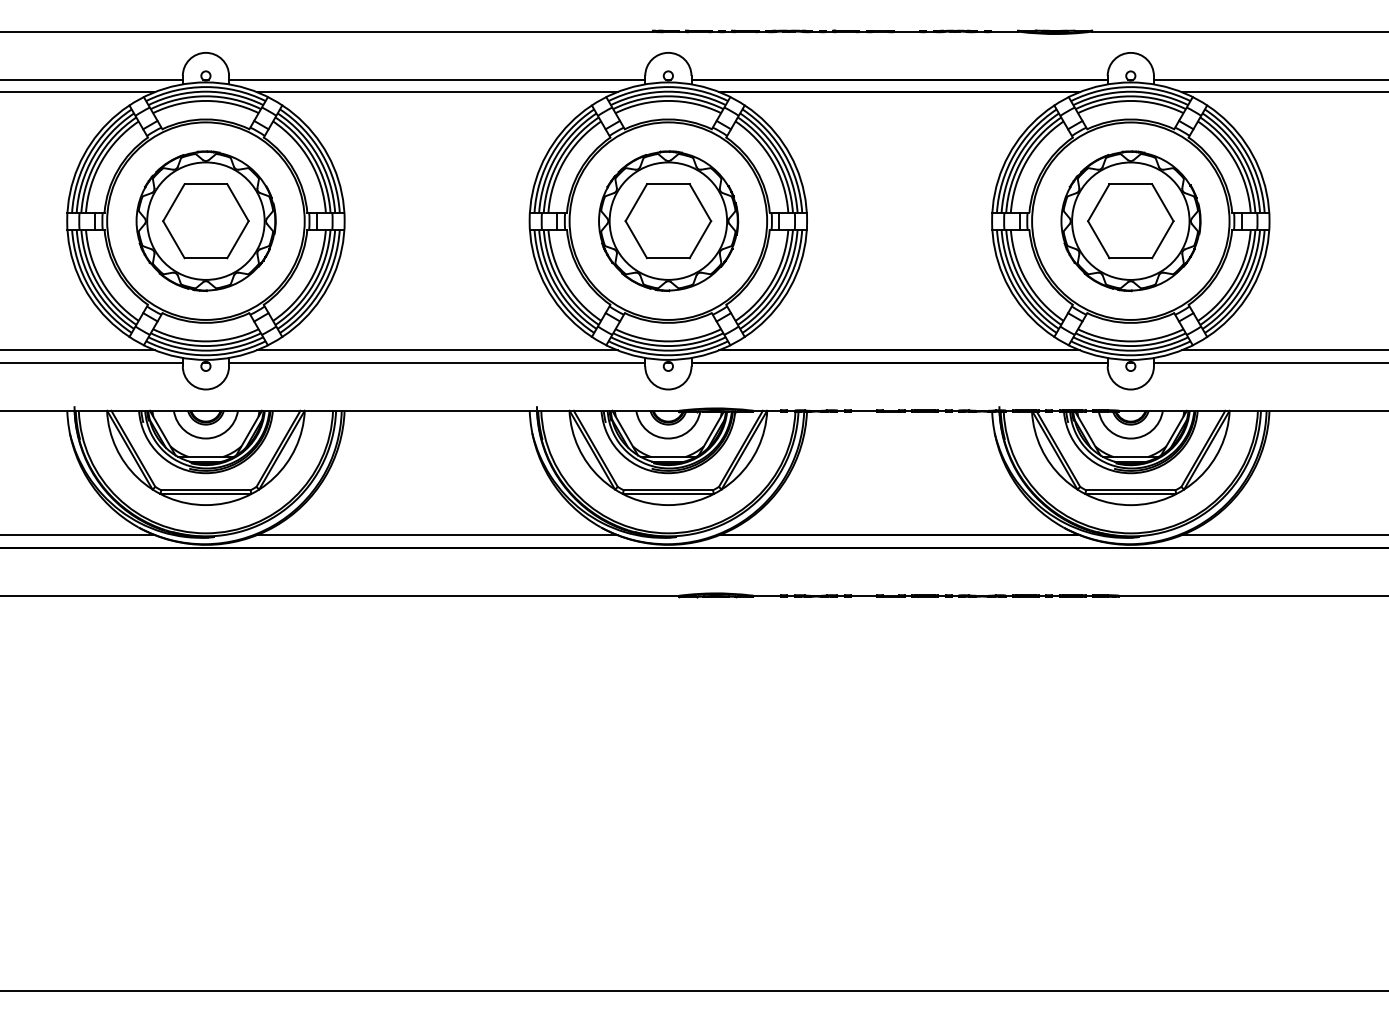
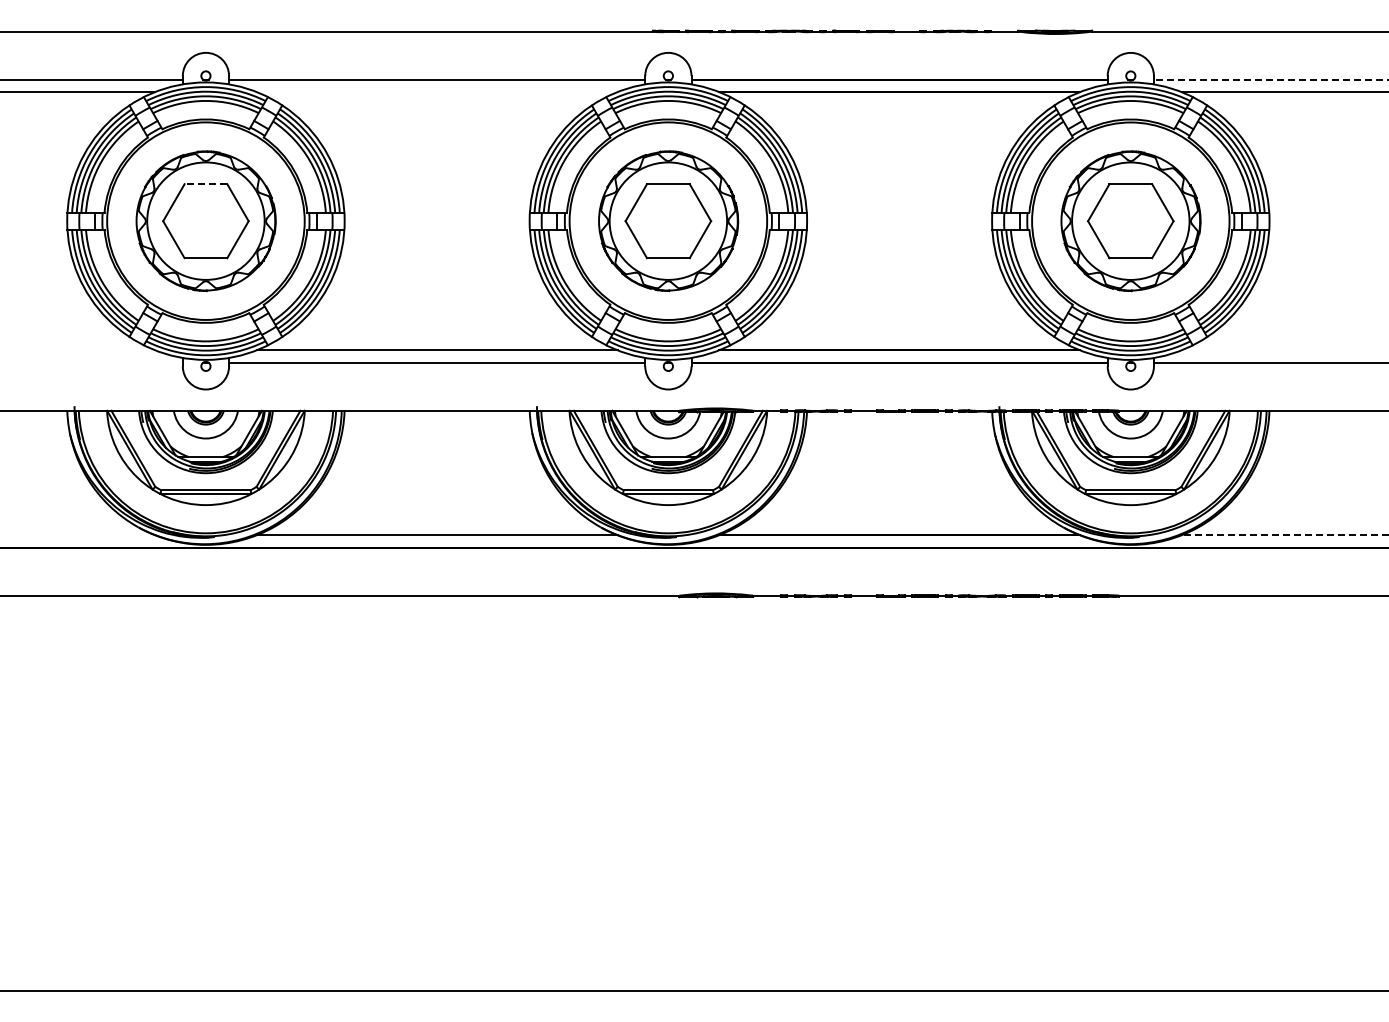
line: solid -> dashed (1270, 79)
line: present -> none (436, 92)
line: solid -> dashed (205, 184)
line: present -> none (78, 350)
line: present -> none (1283, 350)
line: present -> none (92, 362)
line: present -> none (78, 535)
line: solid -> dashed (1285, 535)
